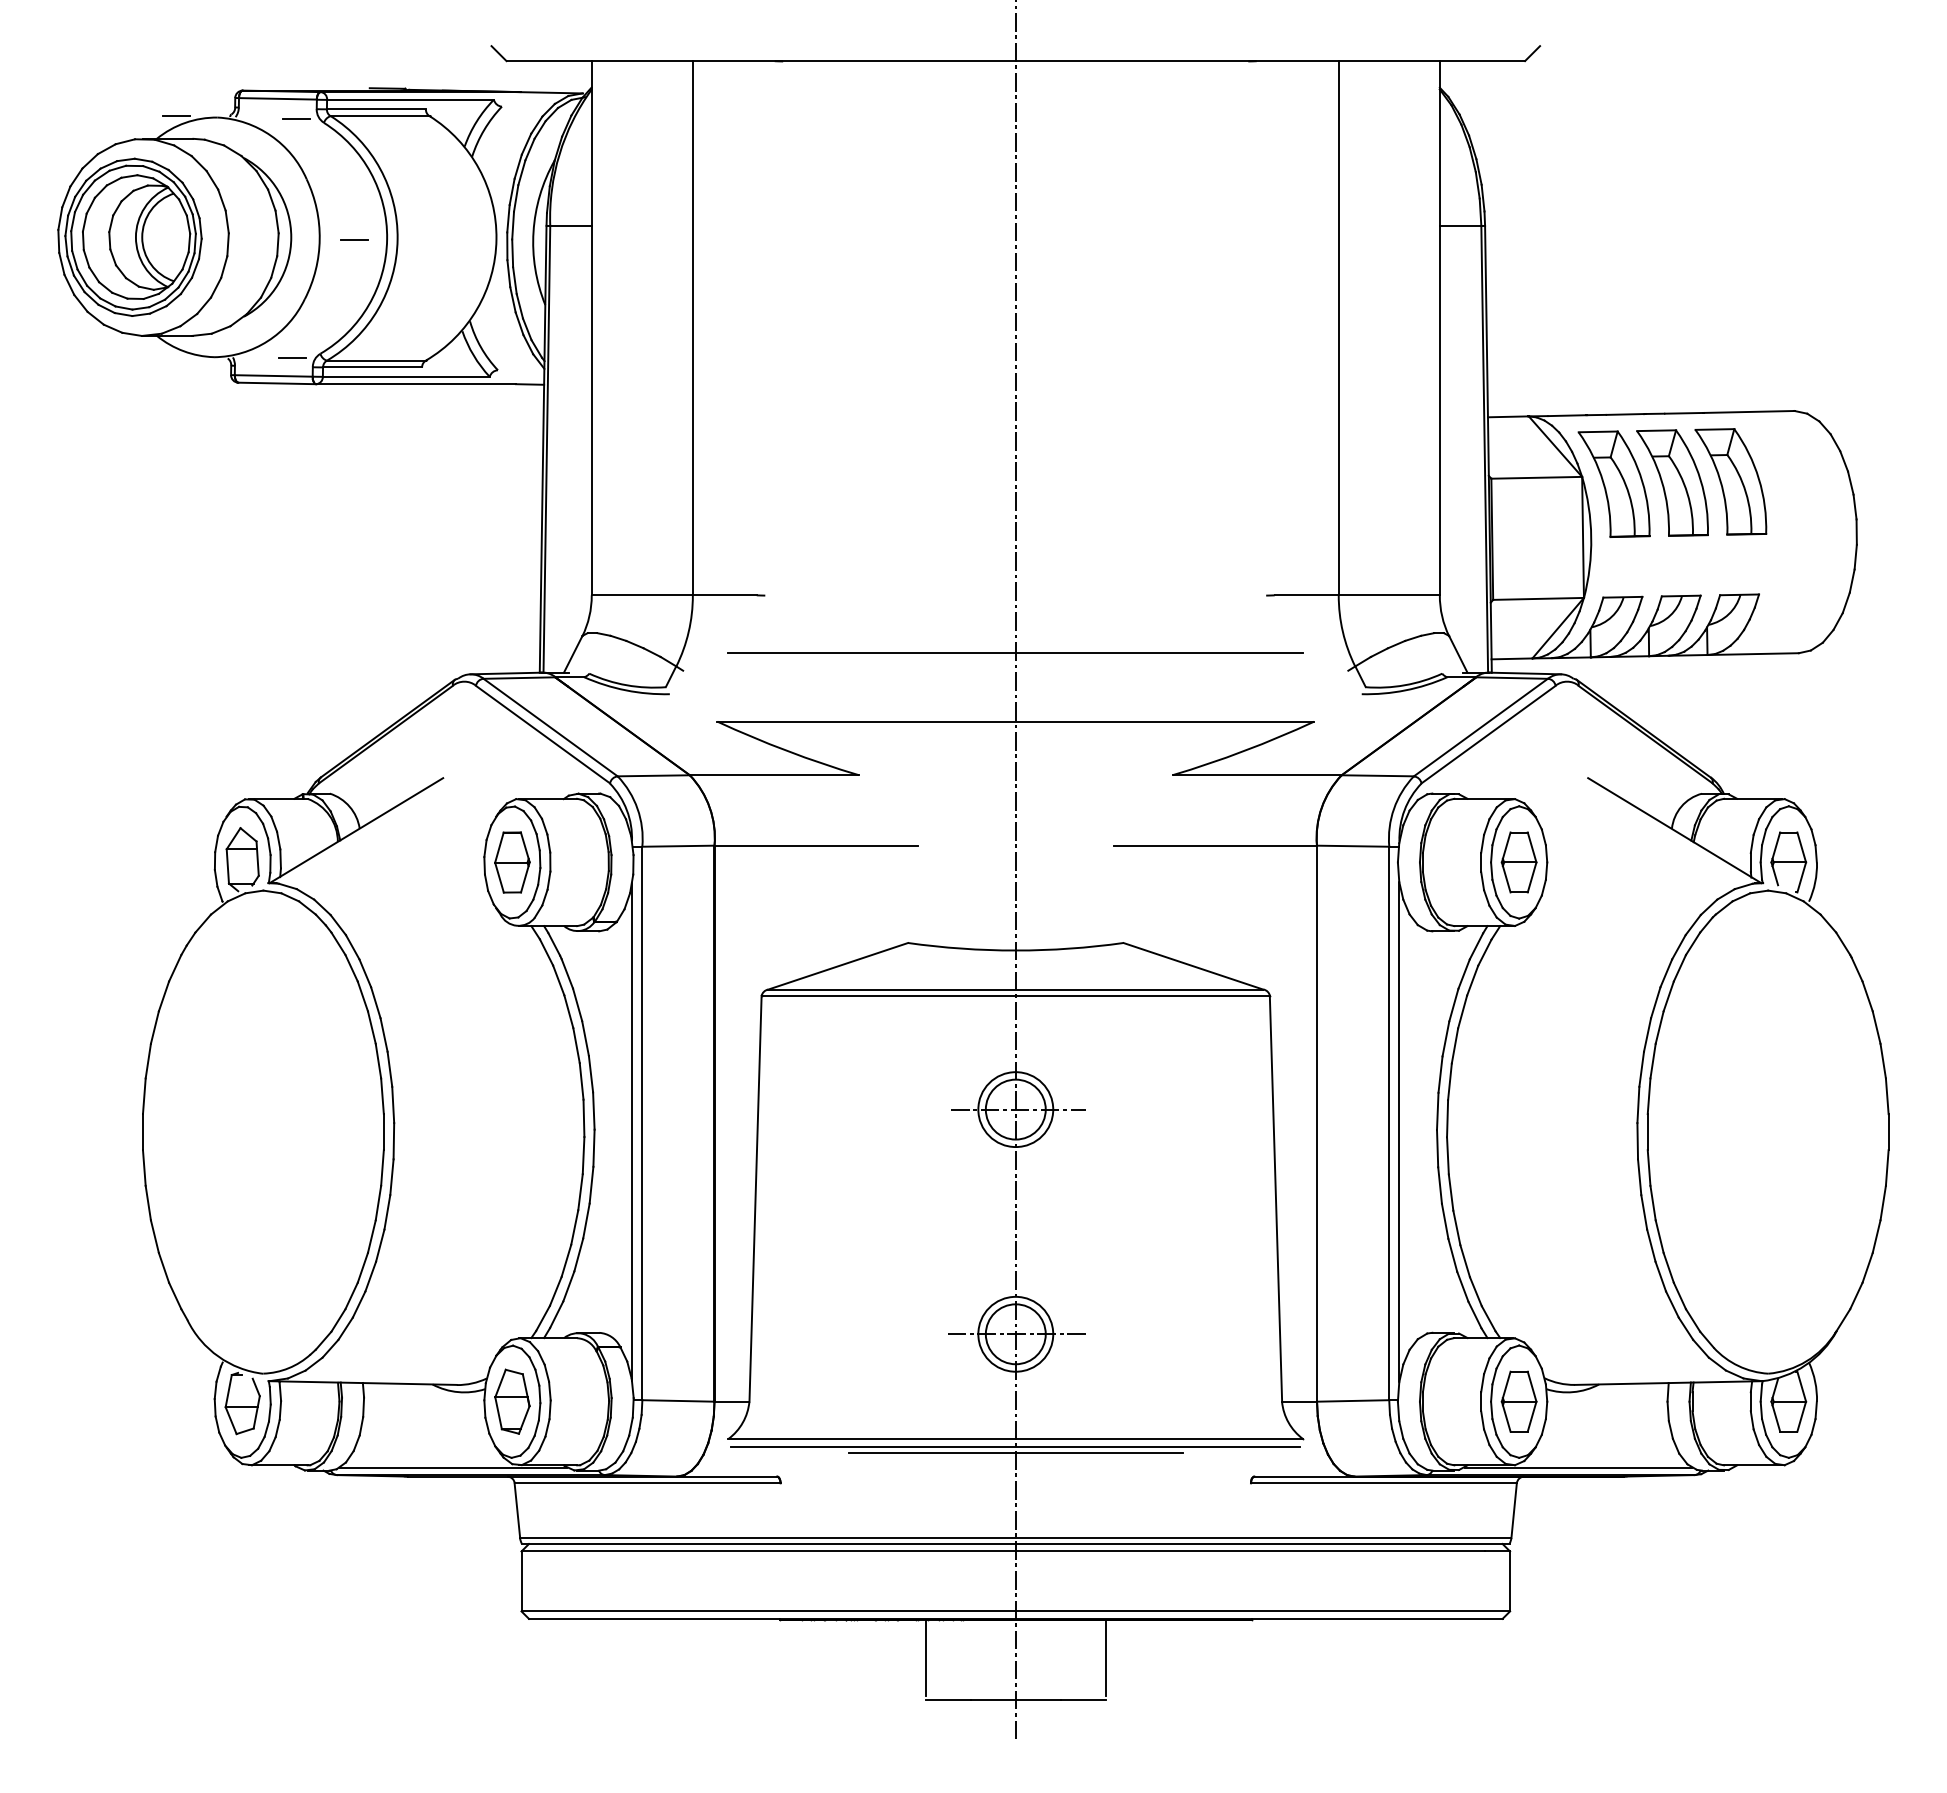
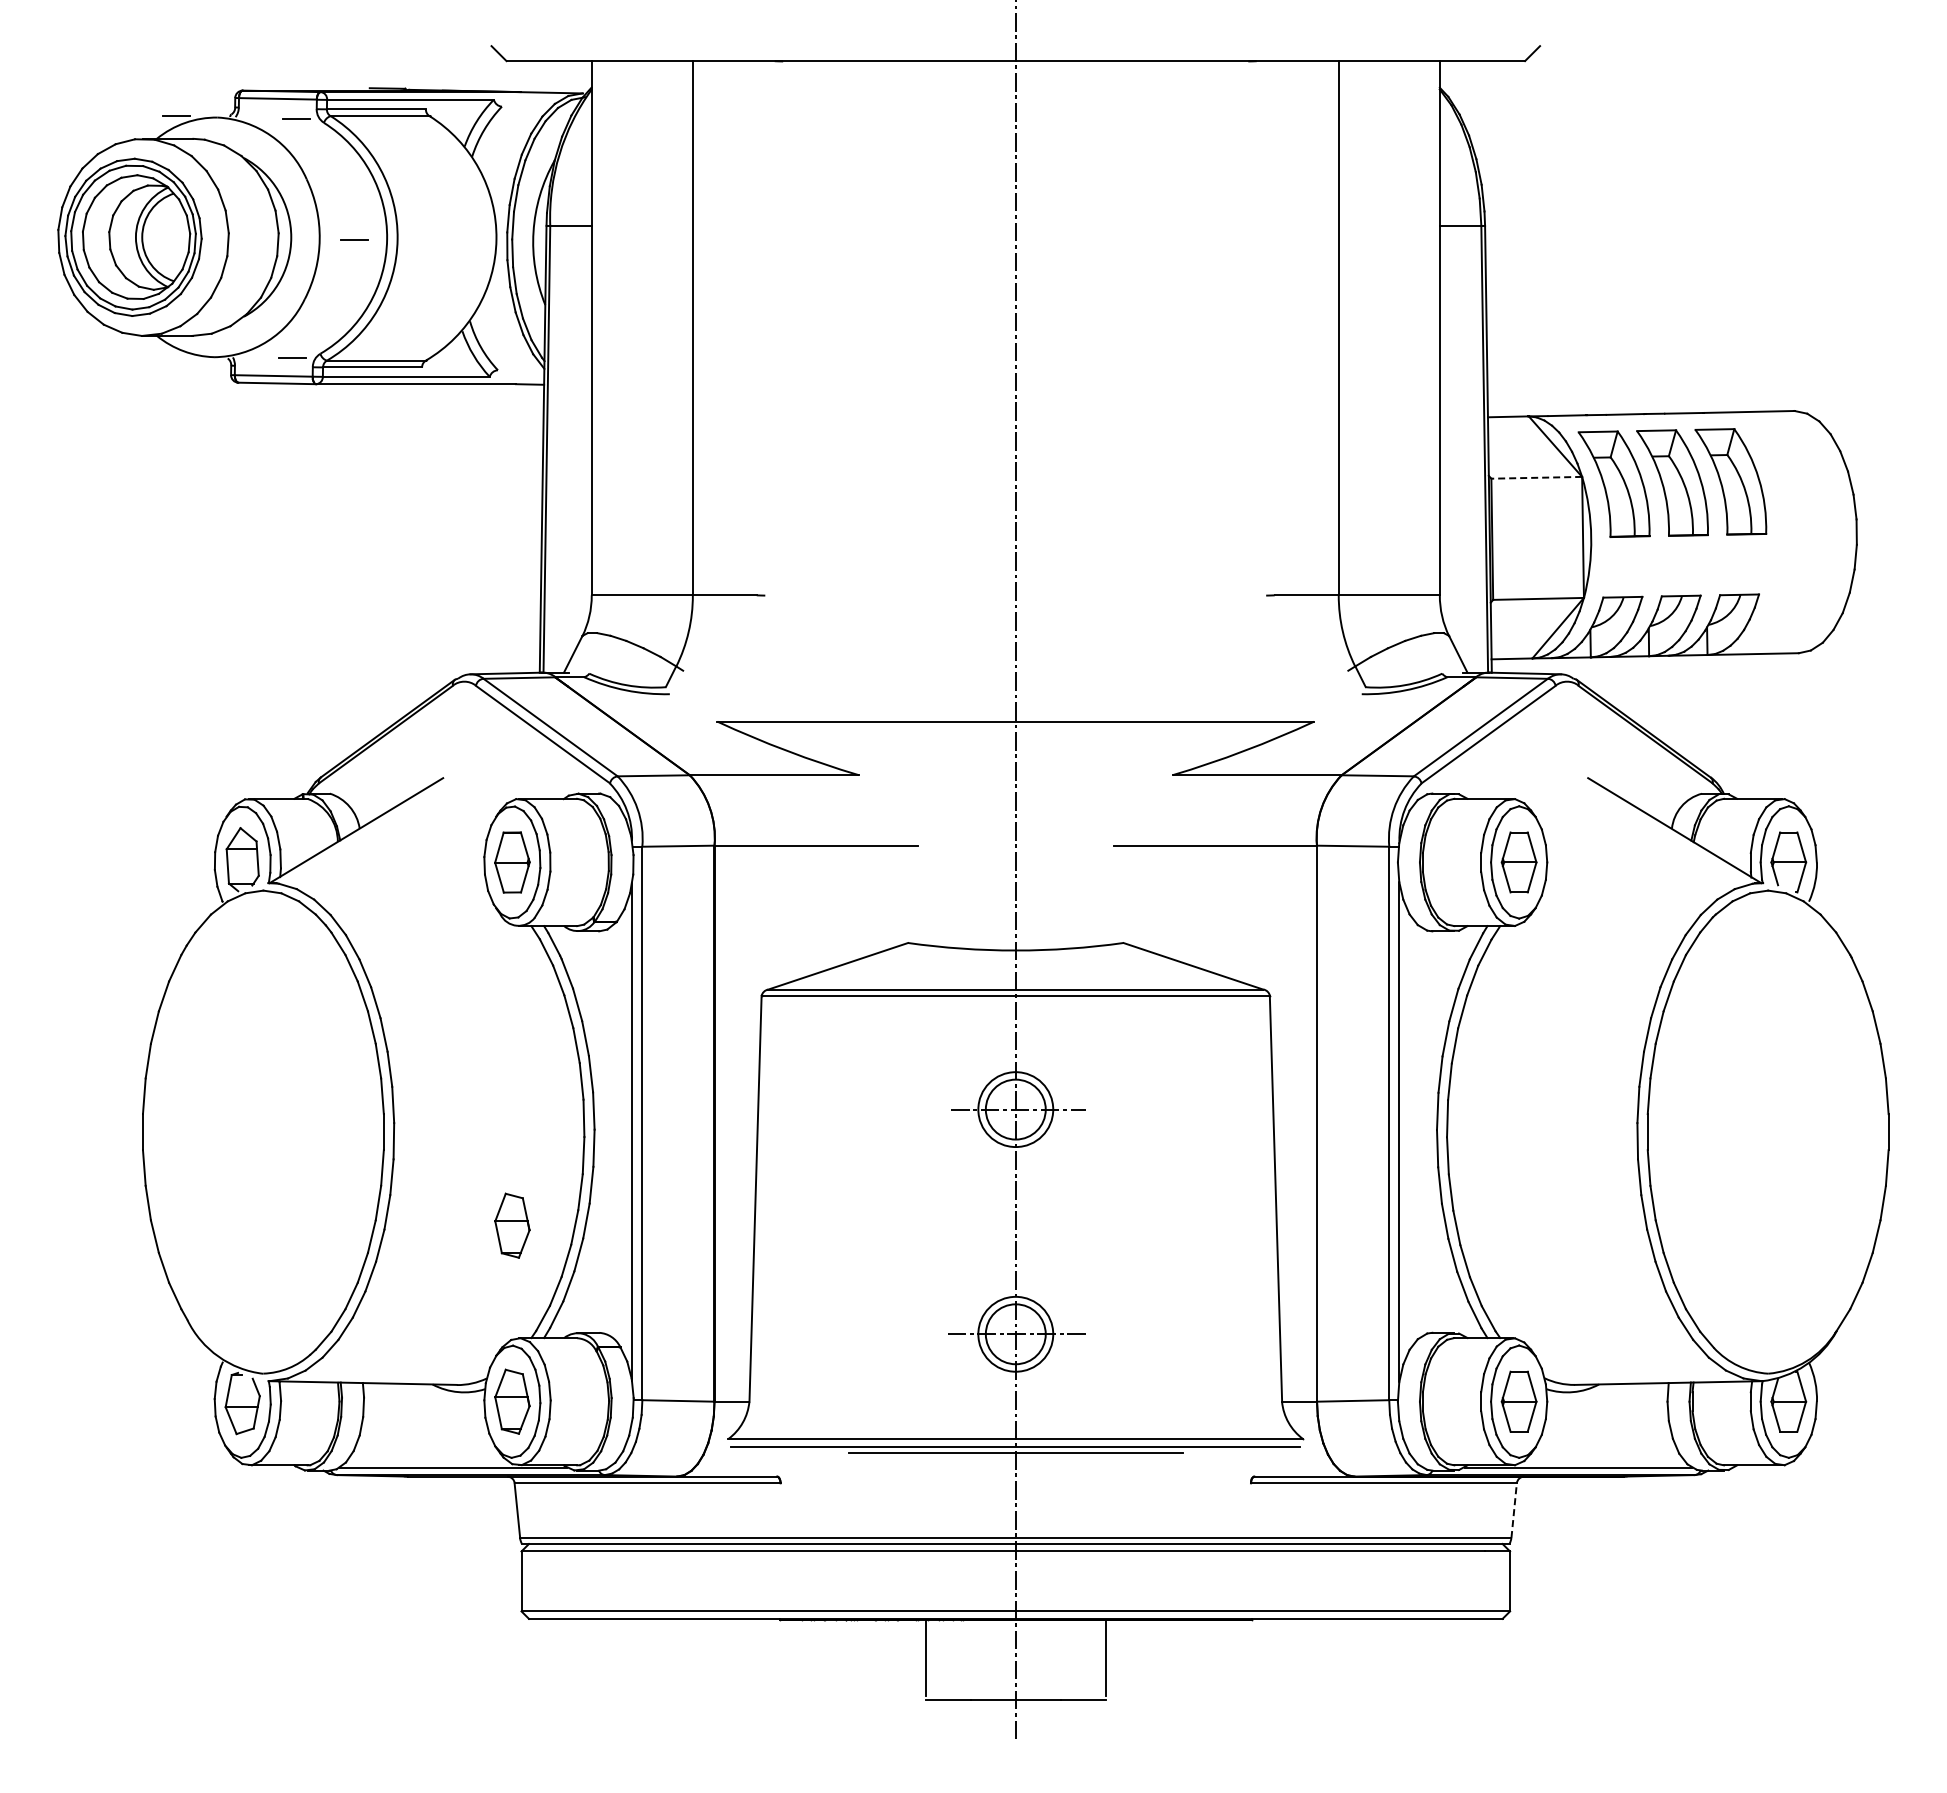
line: solid -> dashed (1536, 477)
line: present -> none (1015, 652)
part: none -> present (512, 1225)
line: solid -> dashed (1514, 1510)
